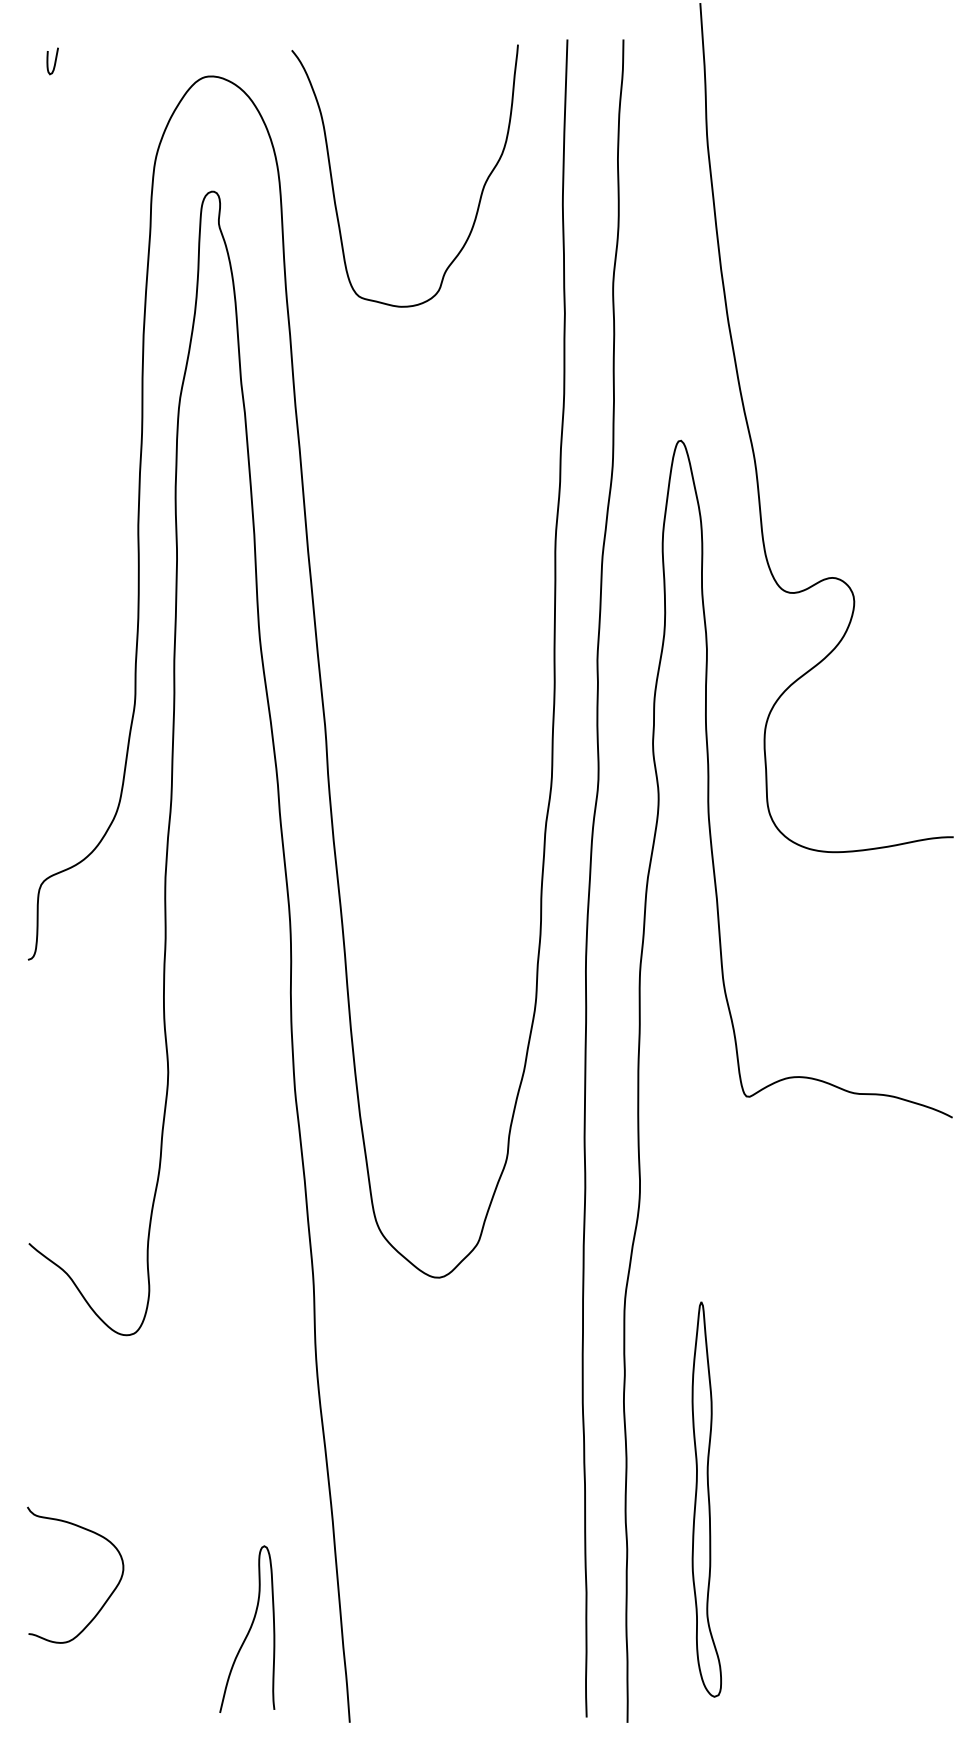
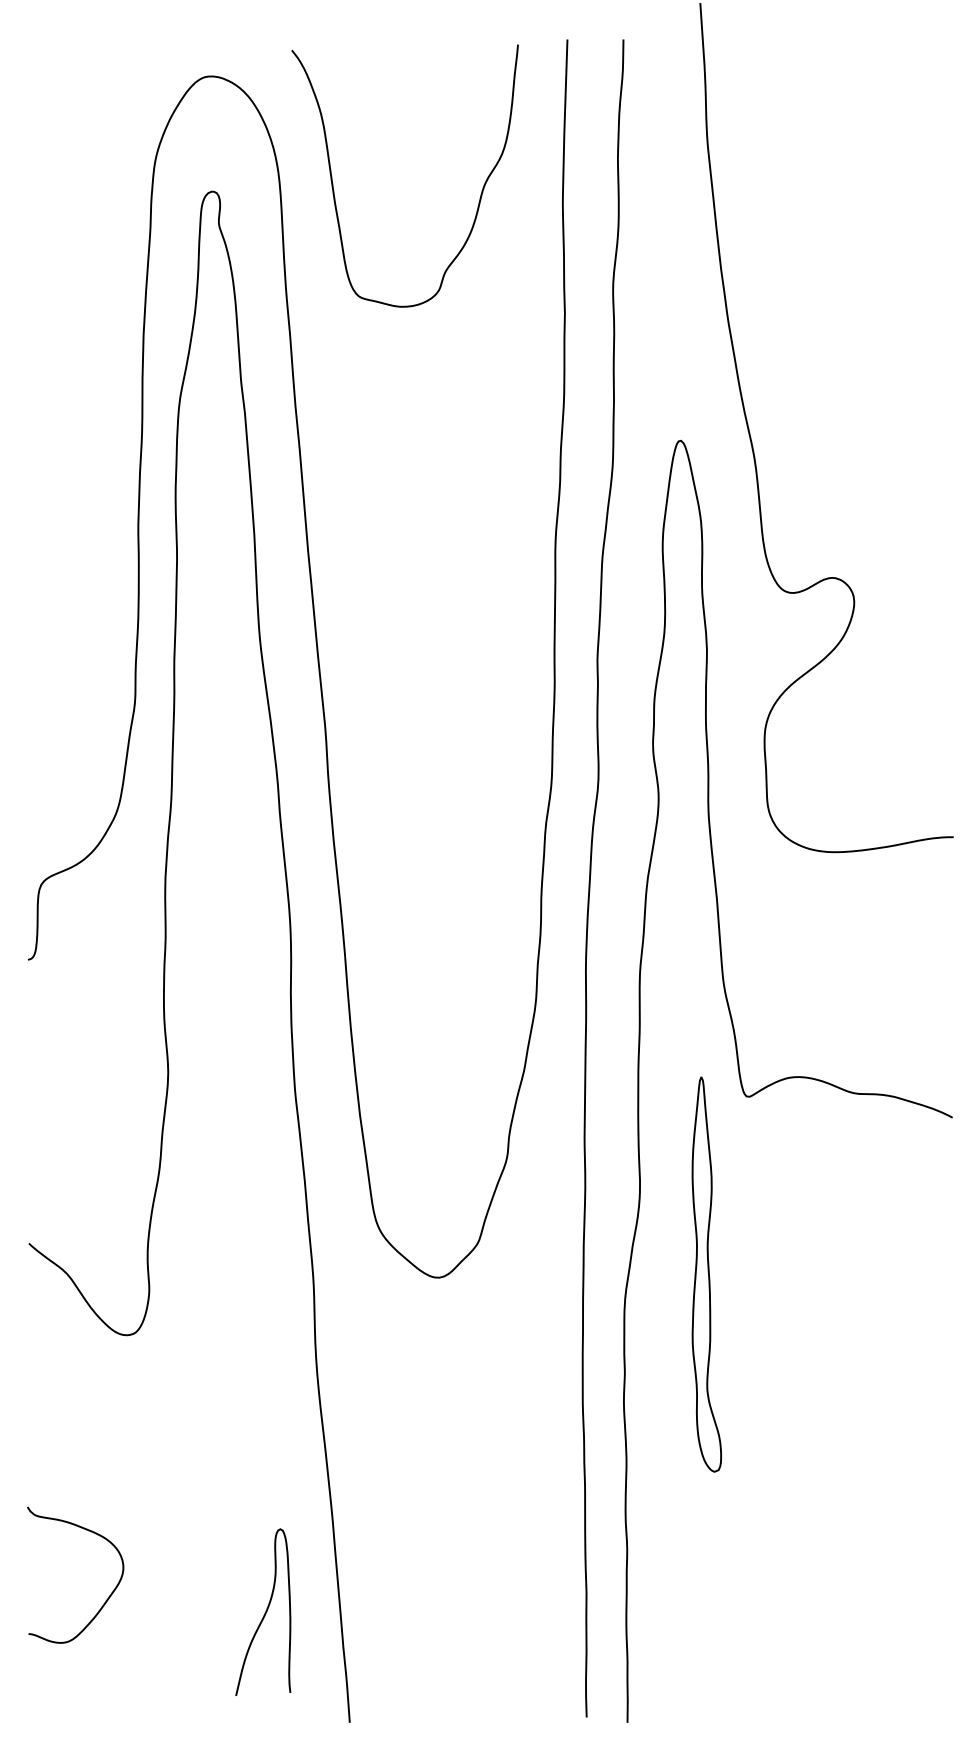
curve: present -> none (54, 61)
part position: (706, 1499) -> (706, 1274) (706, 1274)
curve position: (249, 1628) -> (265, 1611) (265, 1611)
